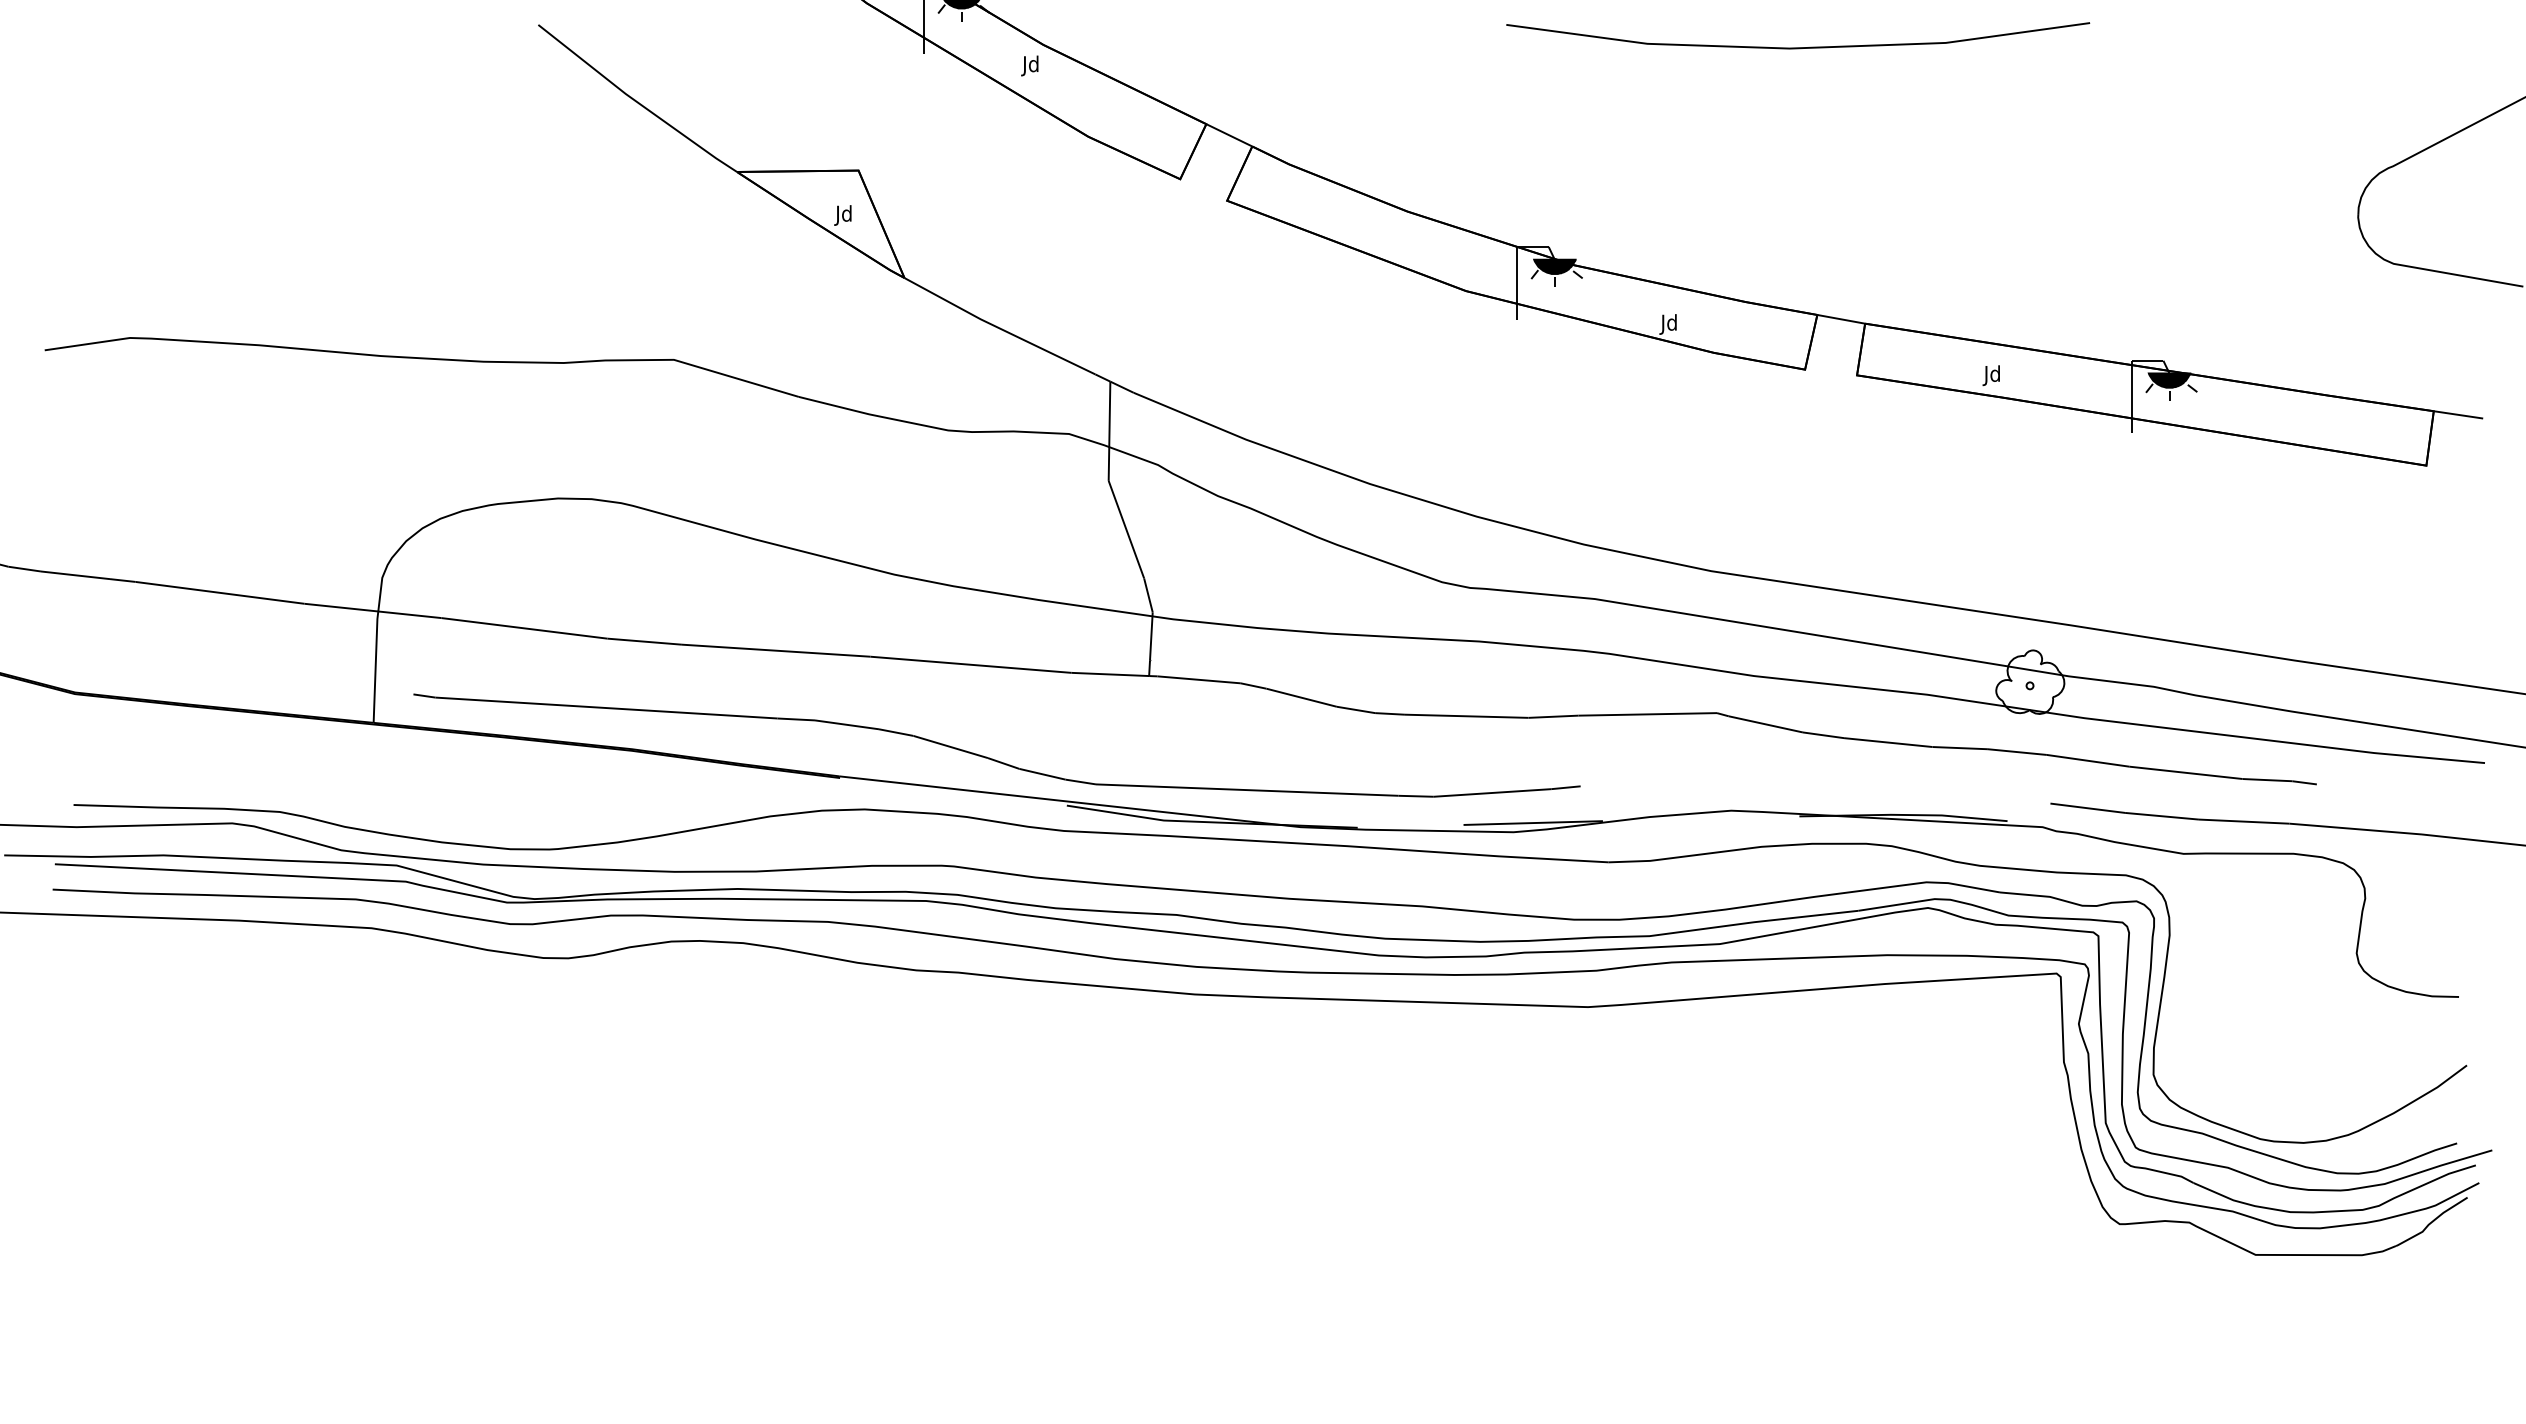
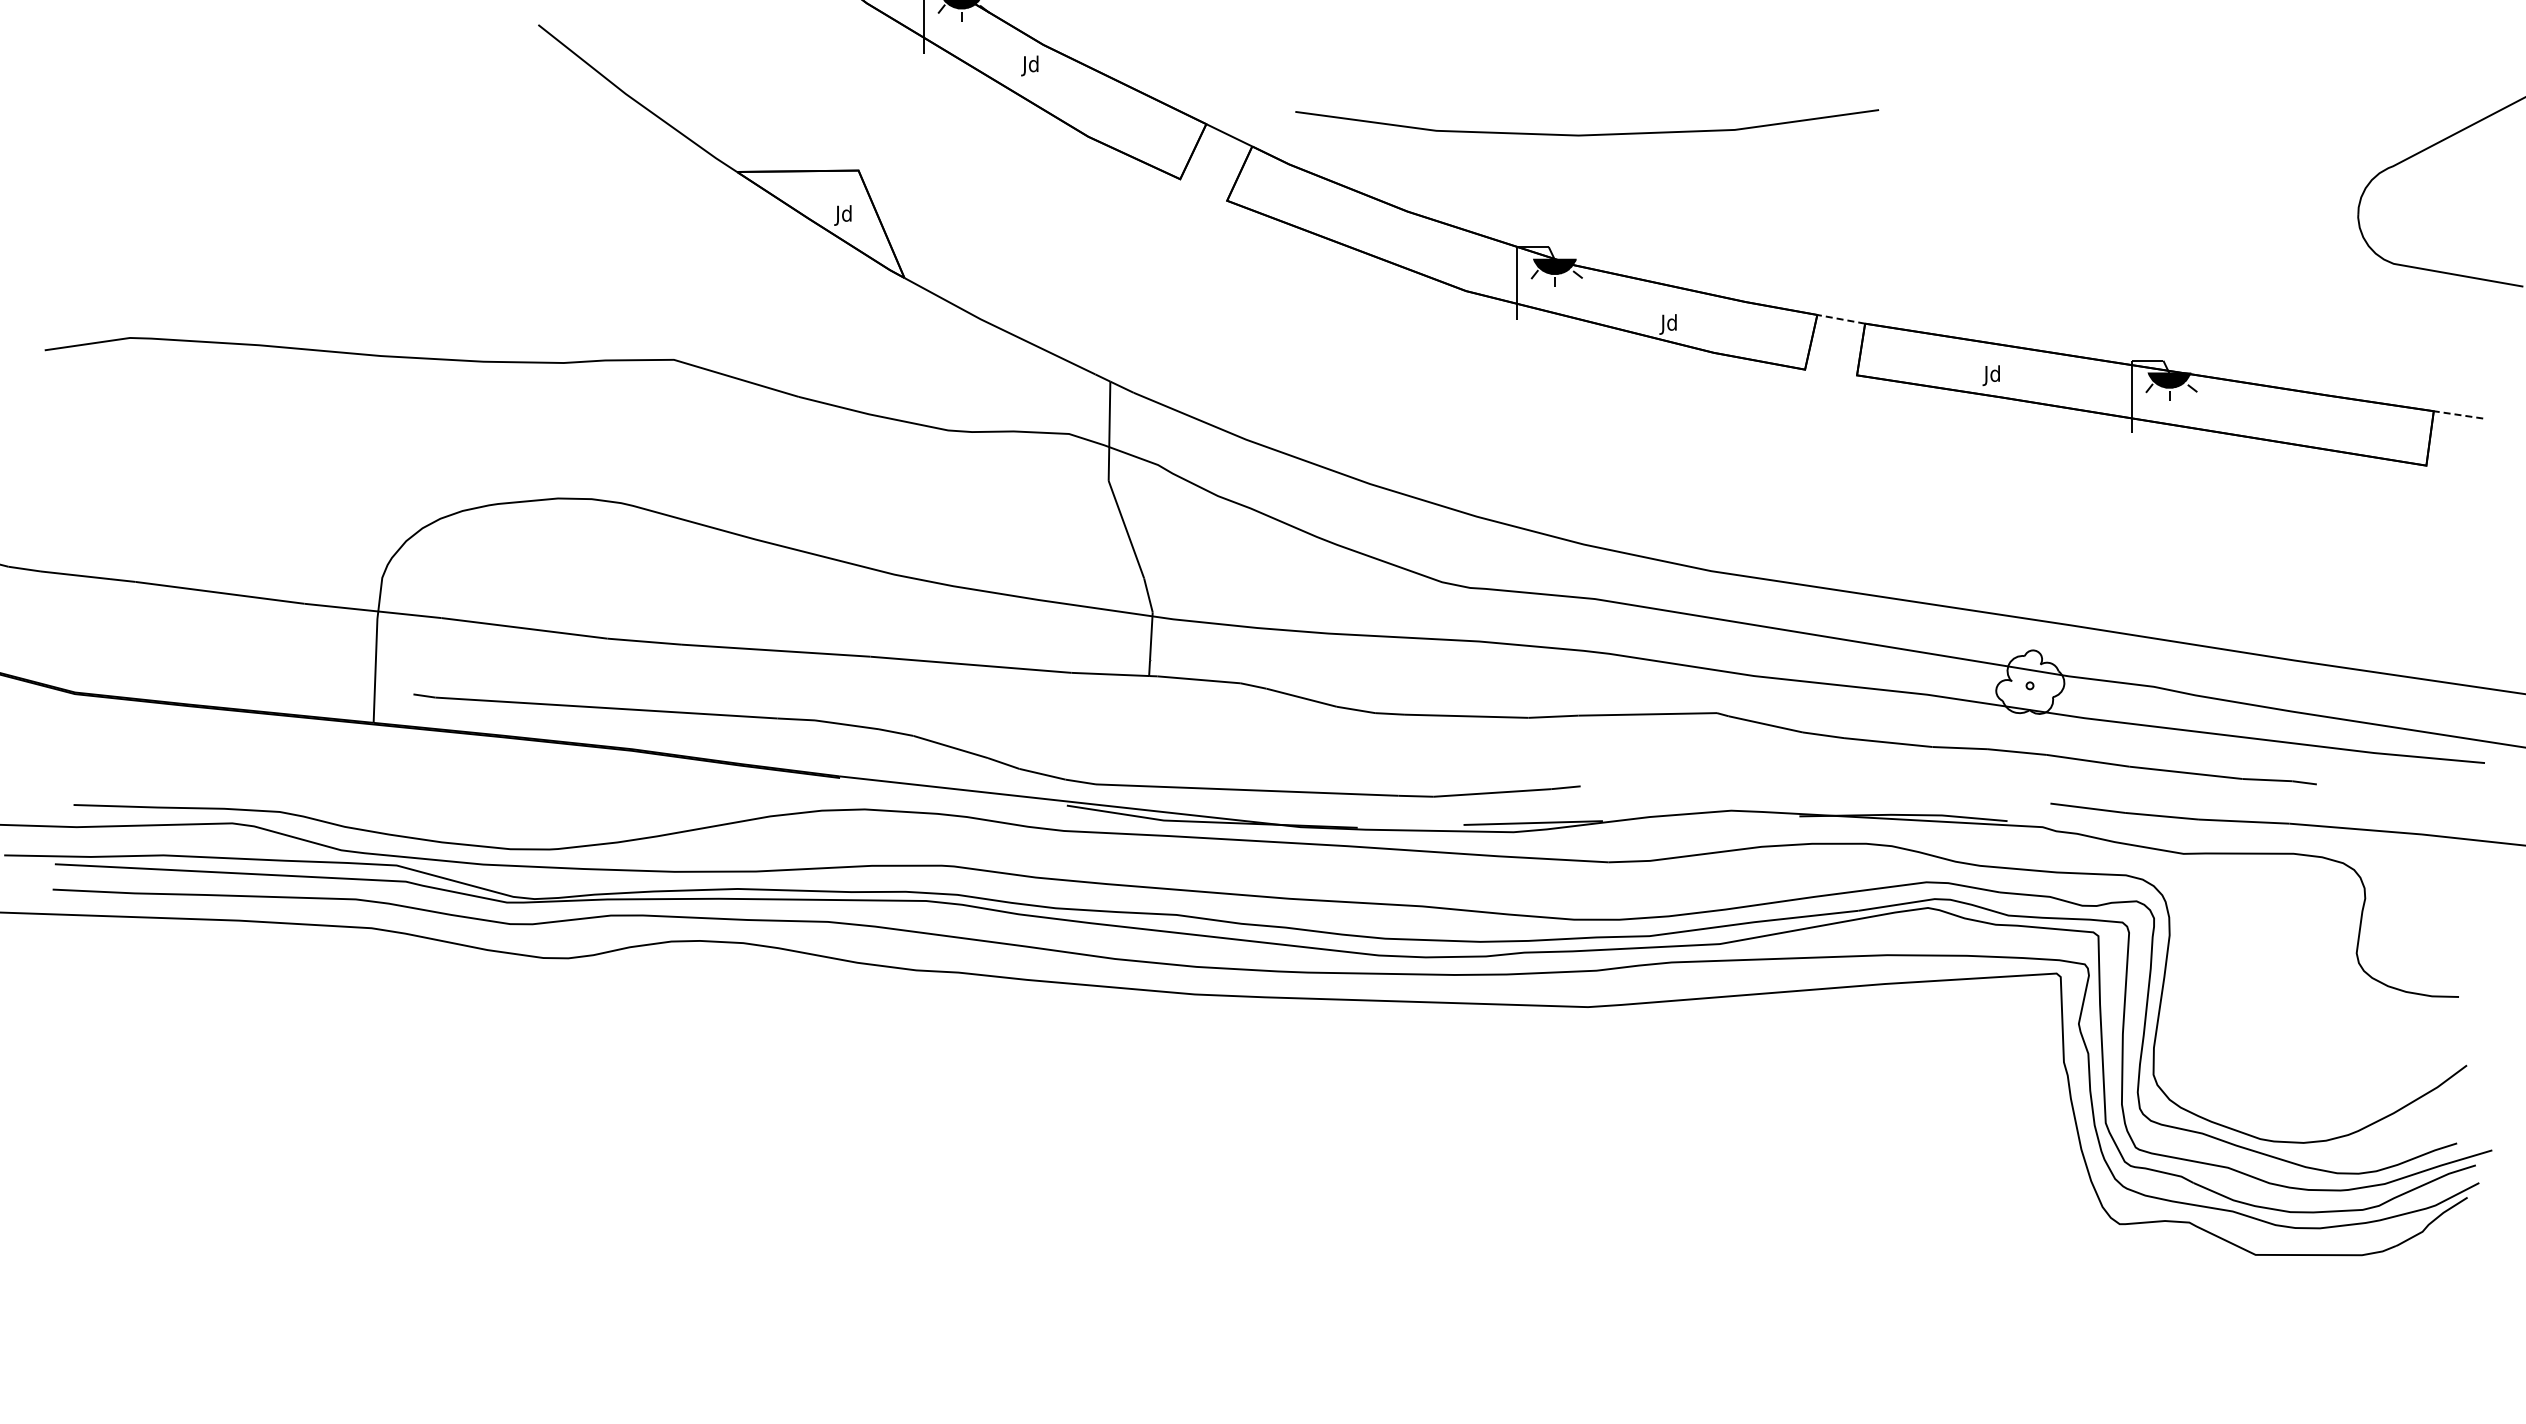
line position: (1798, 47) -> (1587, 134) (1587, 134)
line: solid -> dashed (1840, 319)
line: solid -> dashed (2458, 414)
